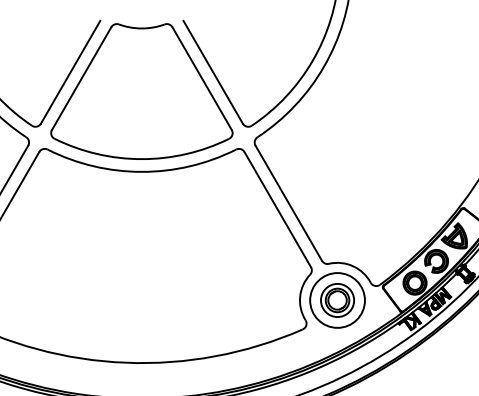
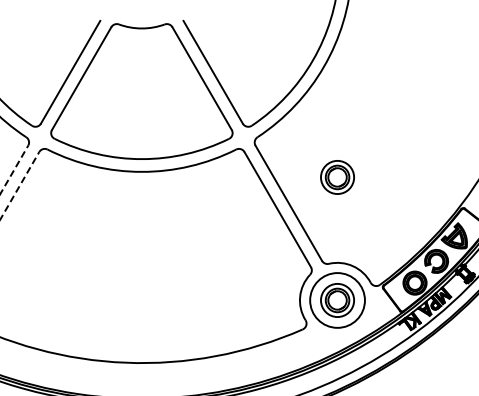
line: solid -> dashed (14, 169)
part: none -> present (337, 177)
line: solid -> dashed (19, 185)
